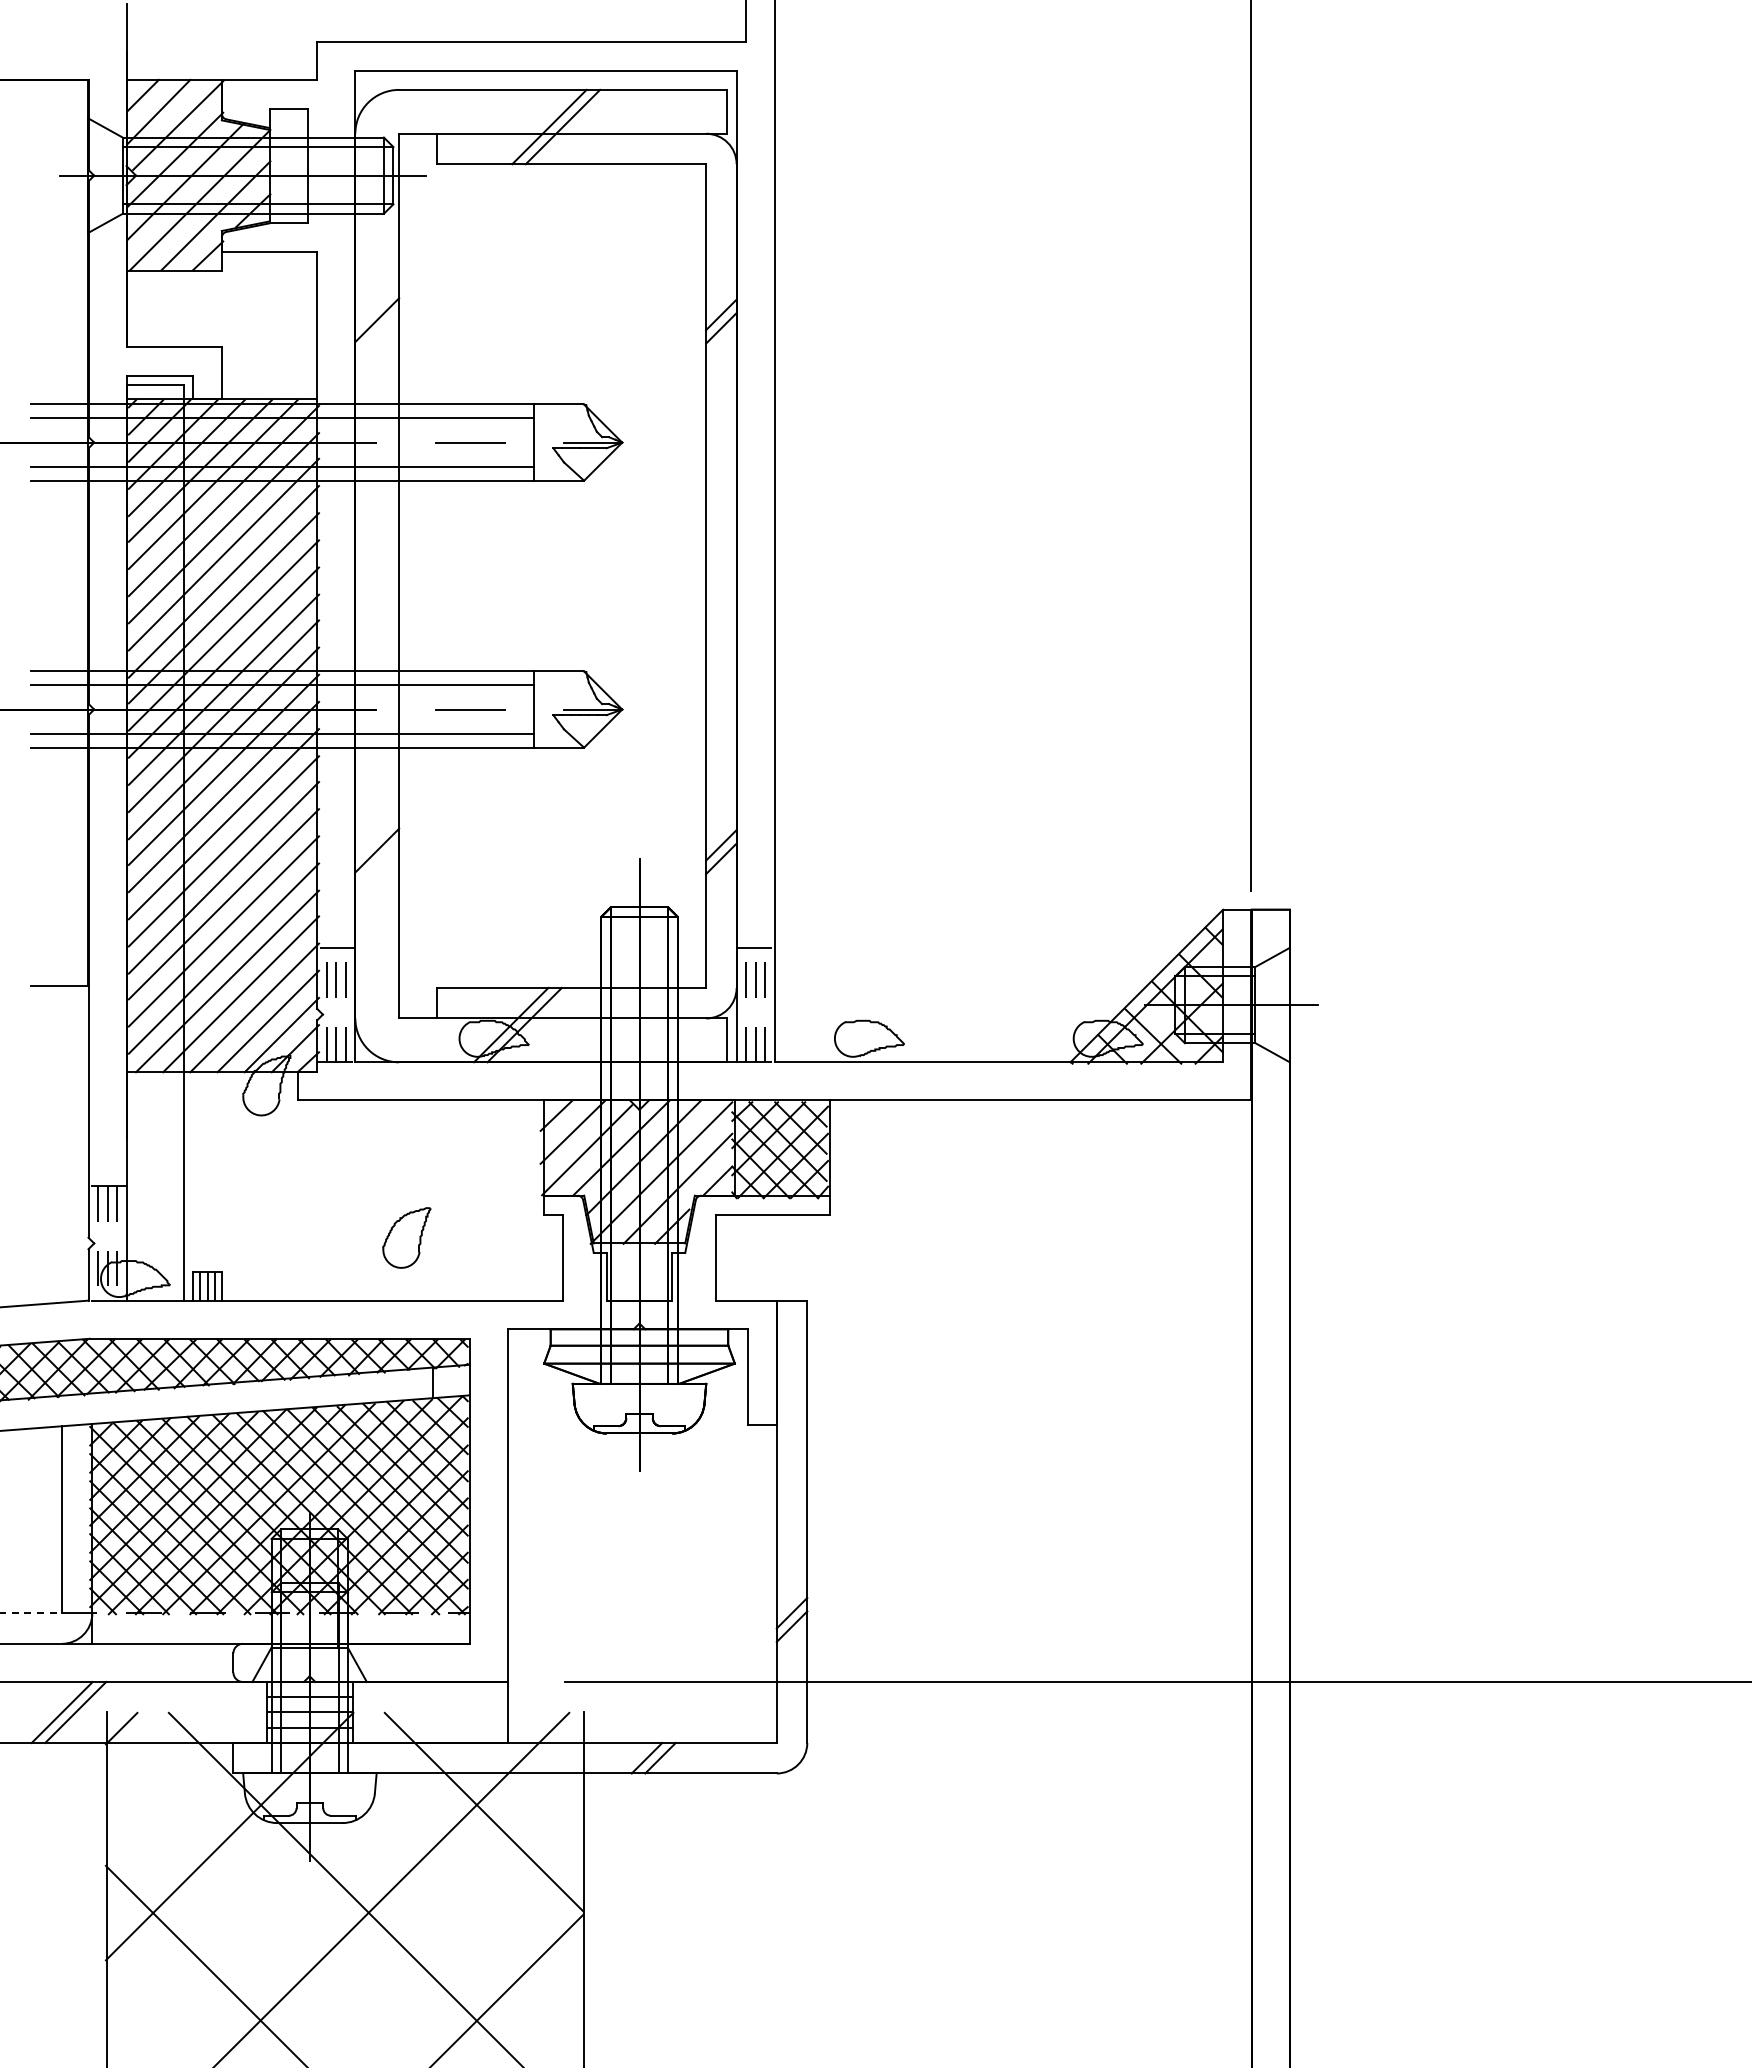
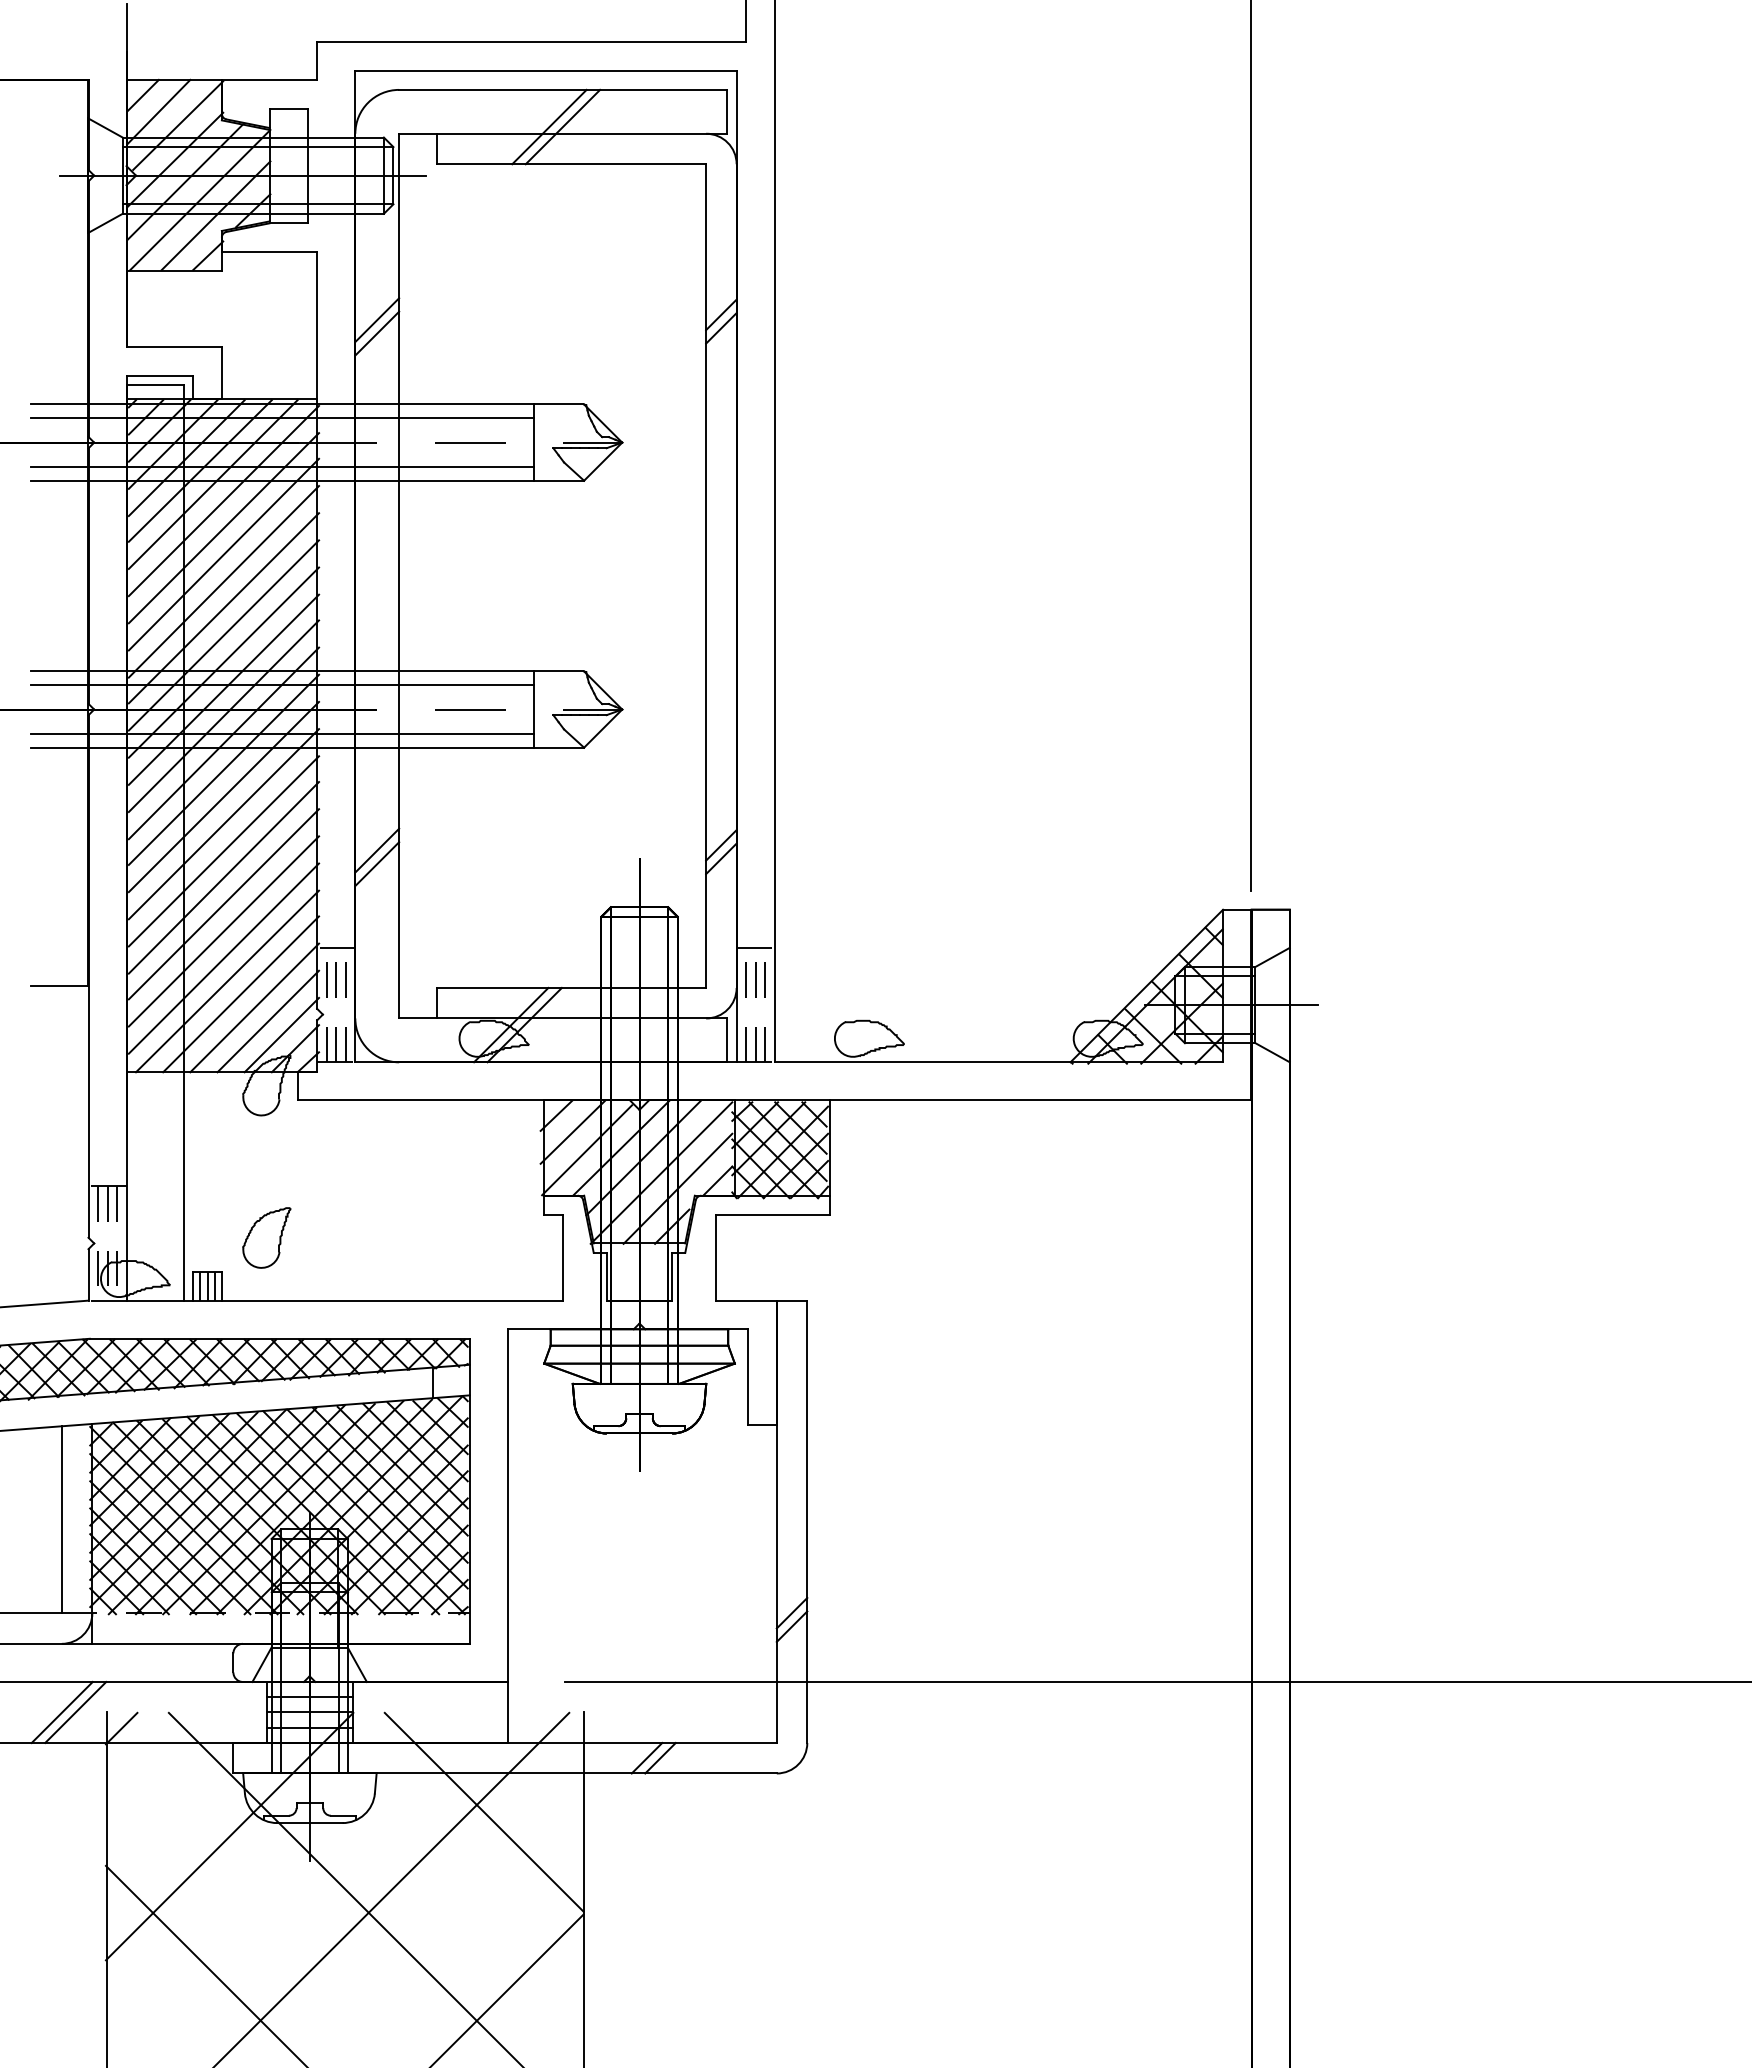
line: none -> present (377, 333)
line: none -> present (377, 864)
part position: (406, 1237) -> (266, 1237) (266, 1237)
line: dashed -> solid (31, 1613)
